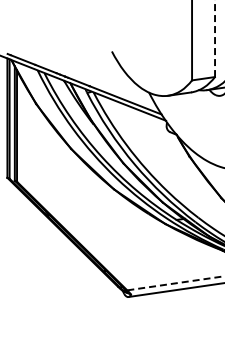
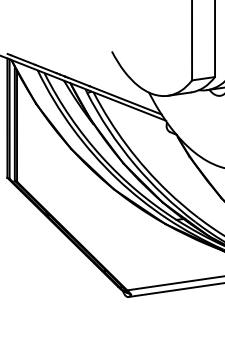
line: dashed -> solid (215, 38)
line: dashed -> solid (175, 283)
